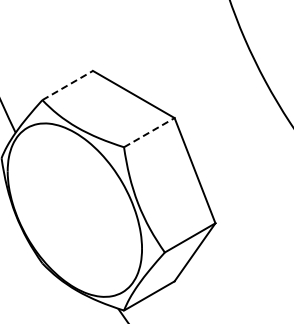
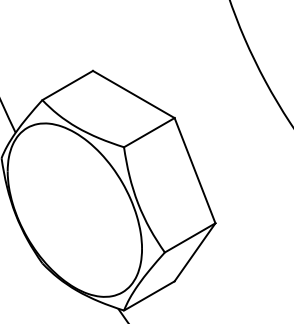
line: dashed -> solid (68, 85)
line: dashed -> solid (149, 132)
